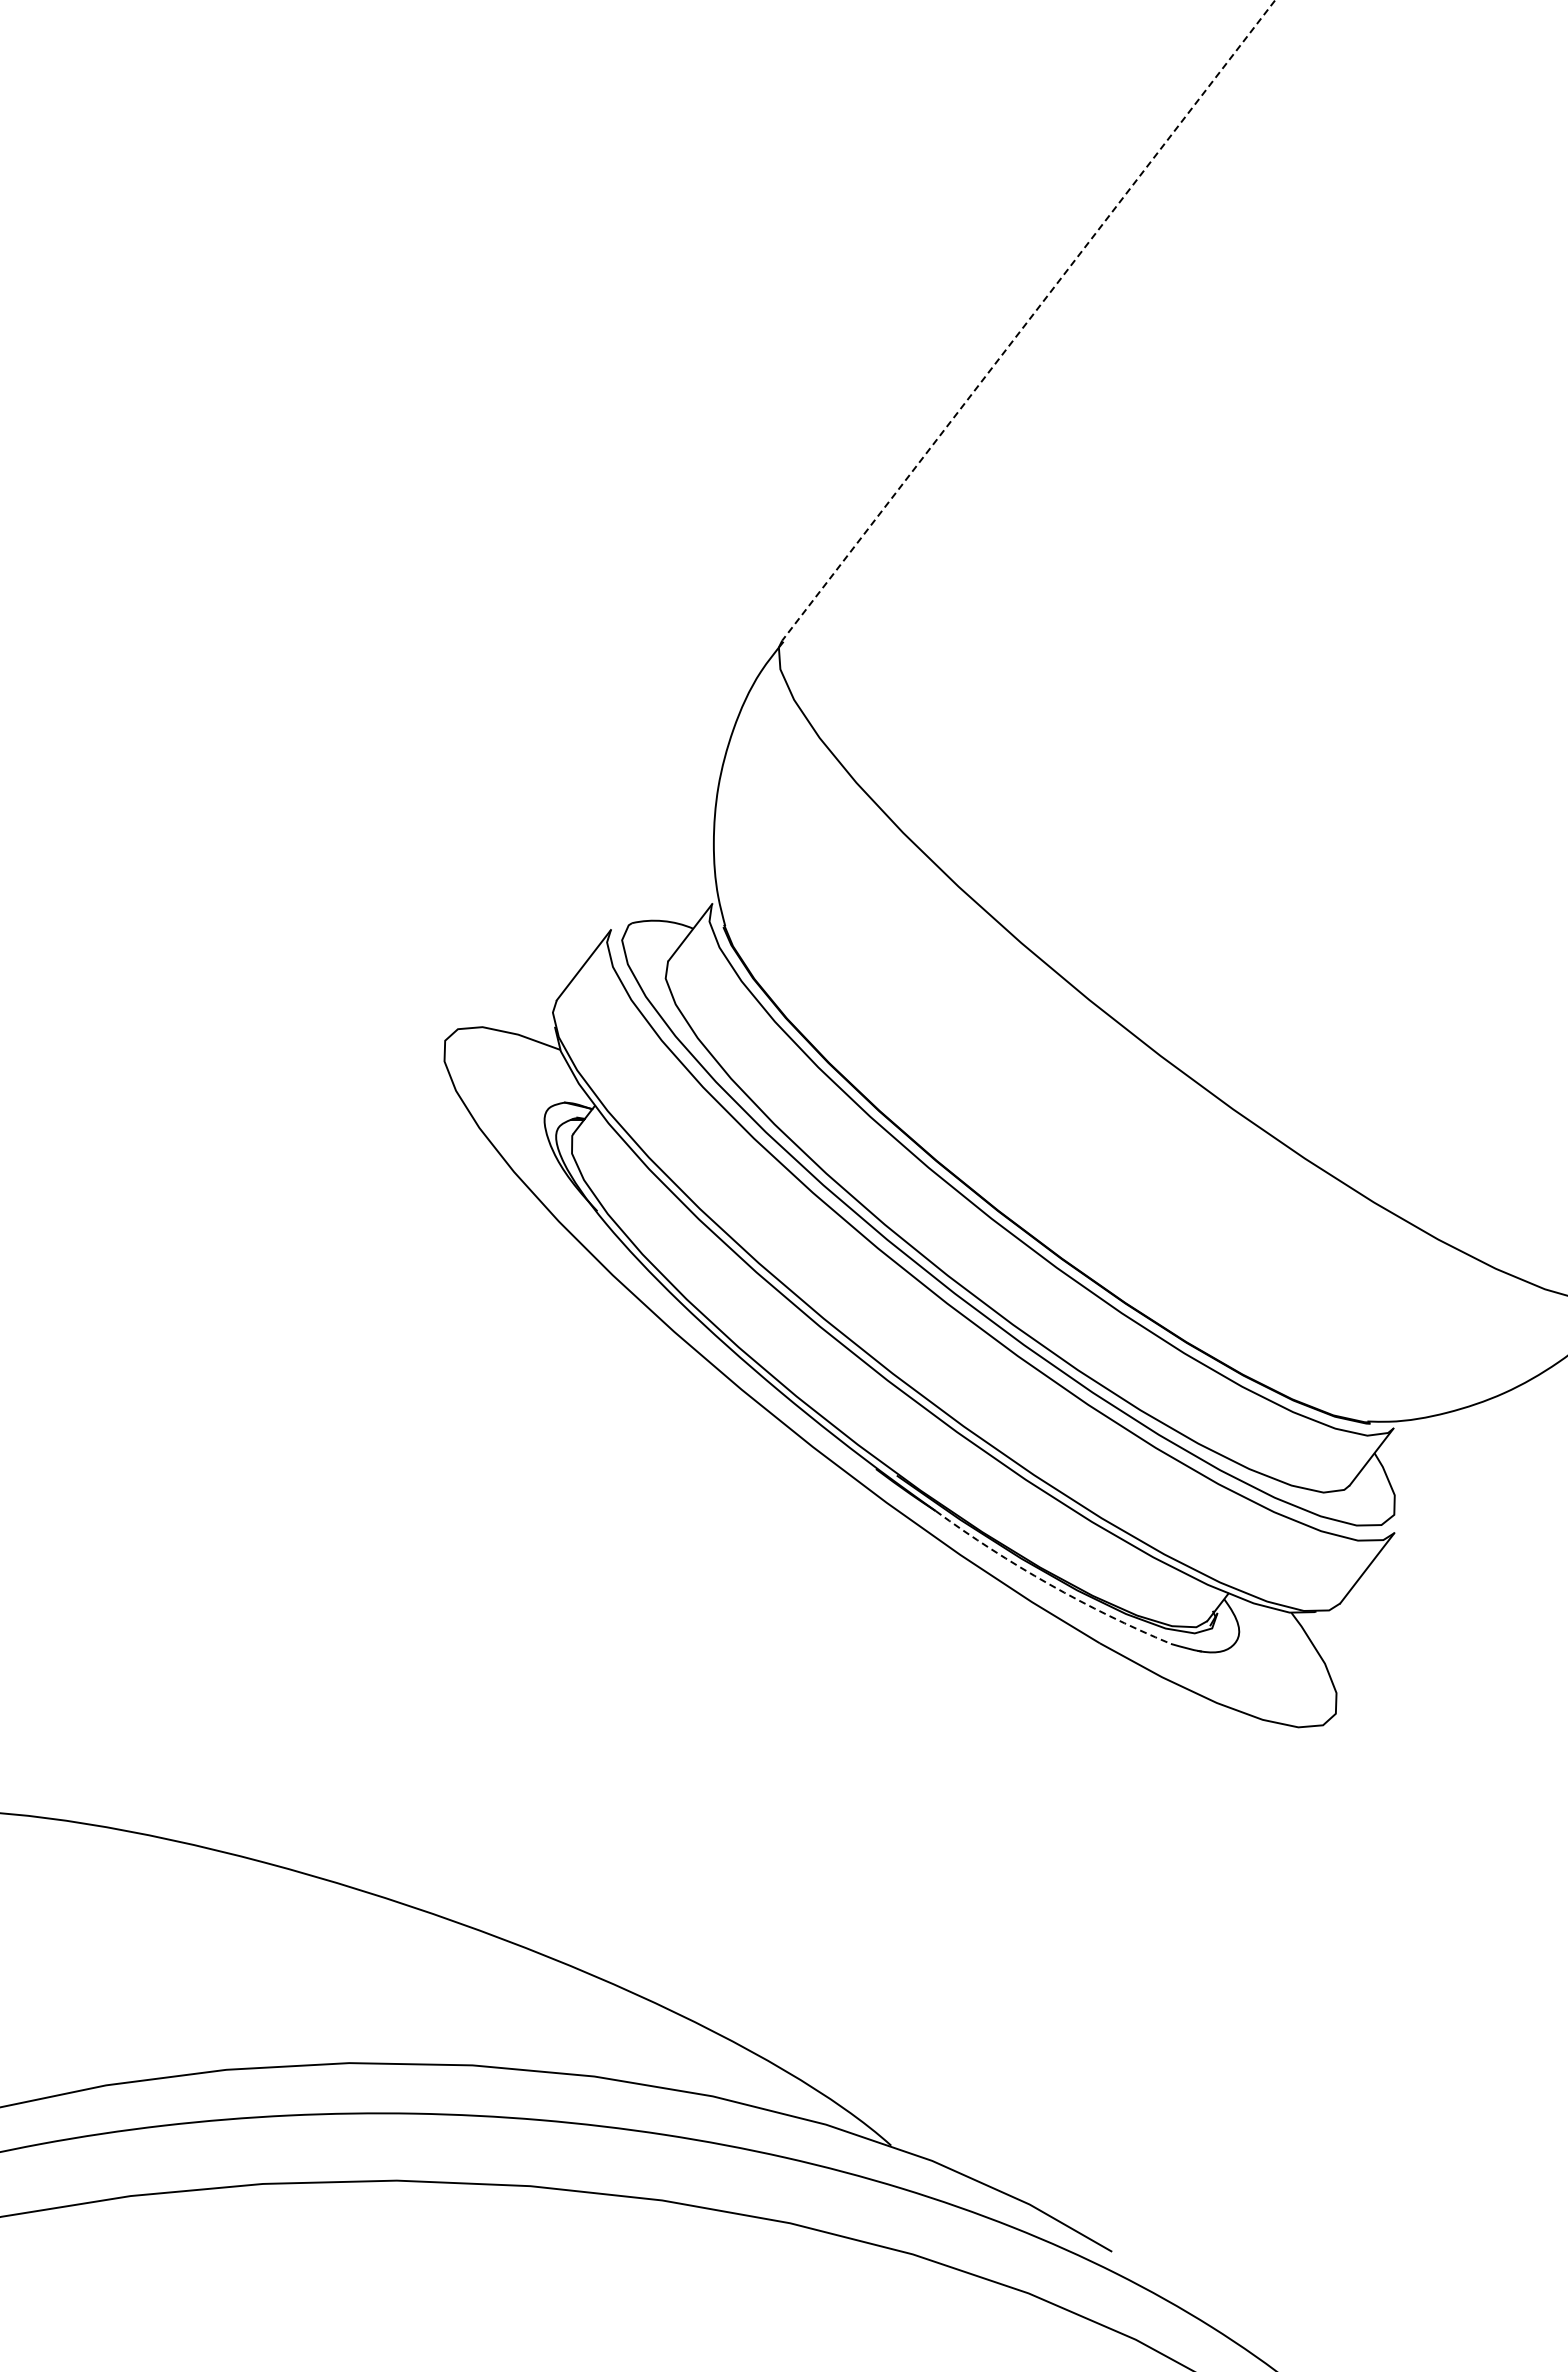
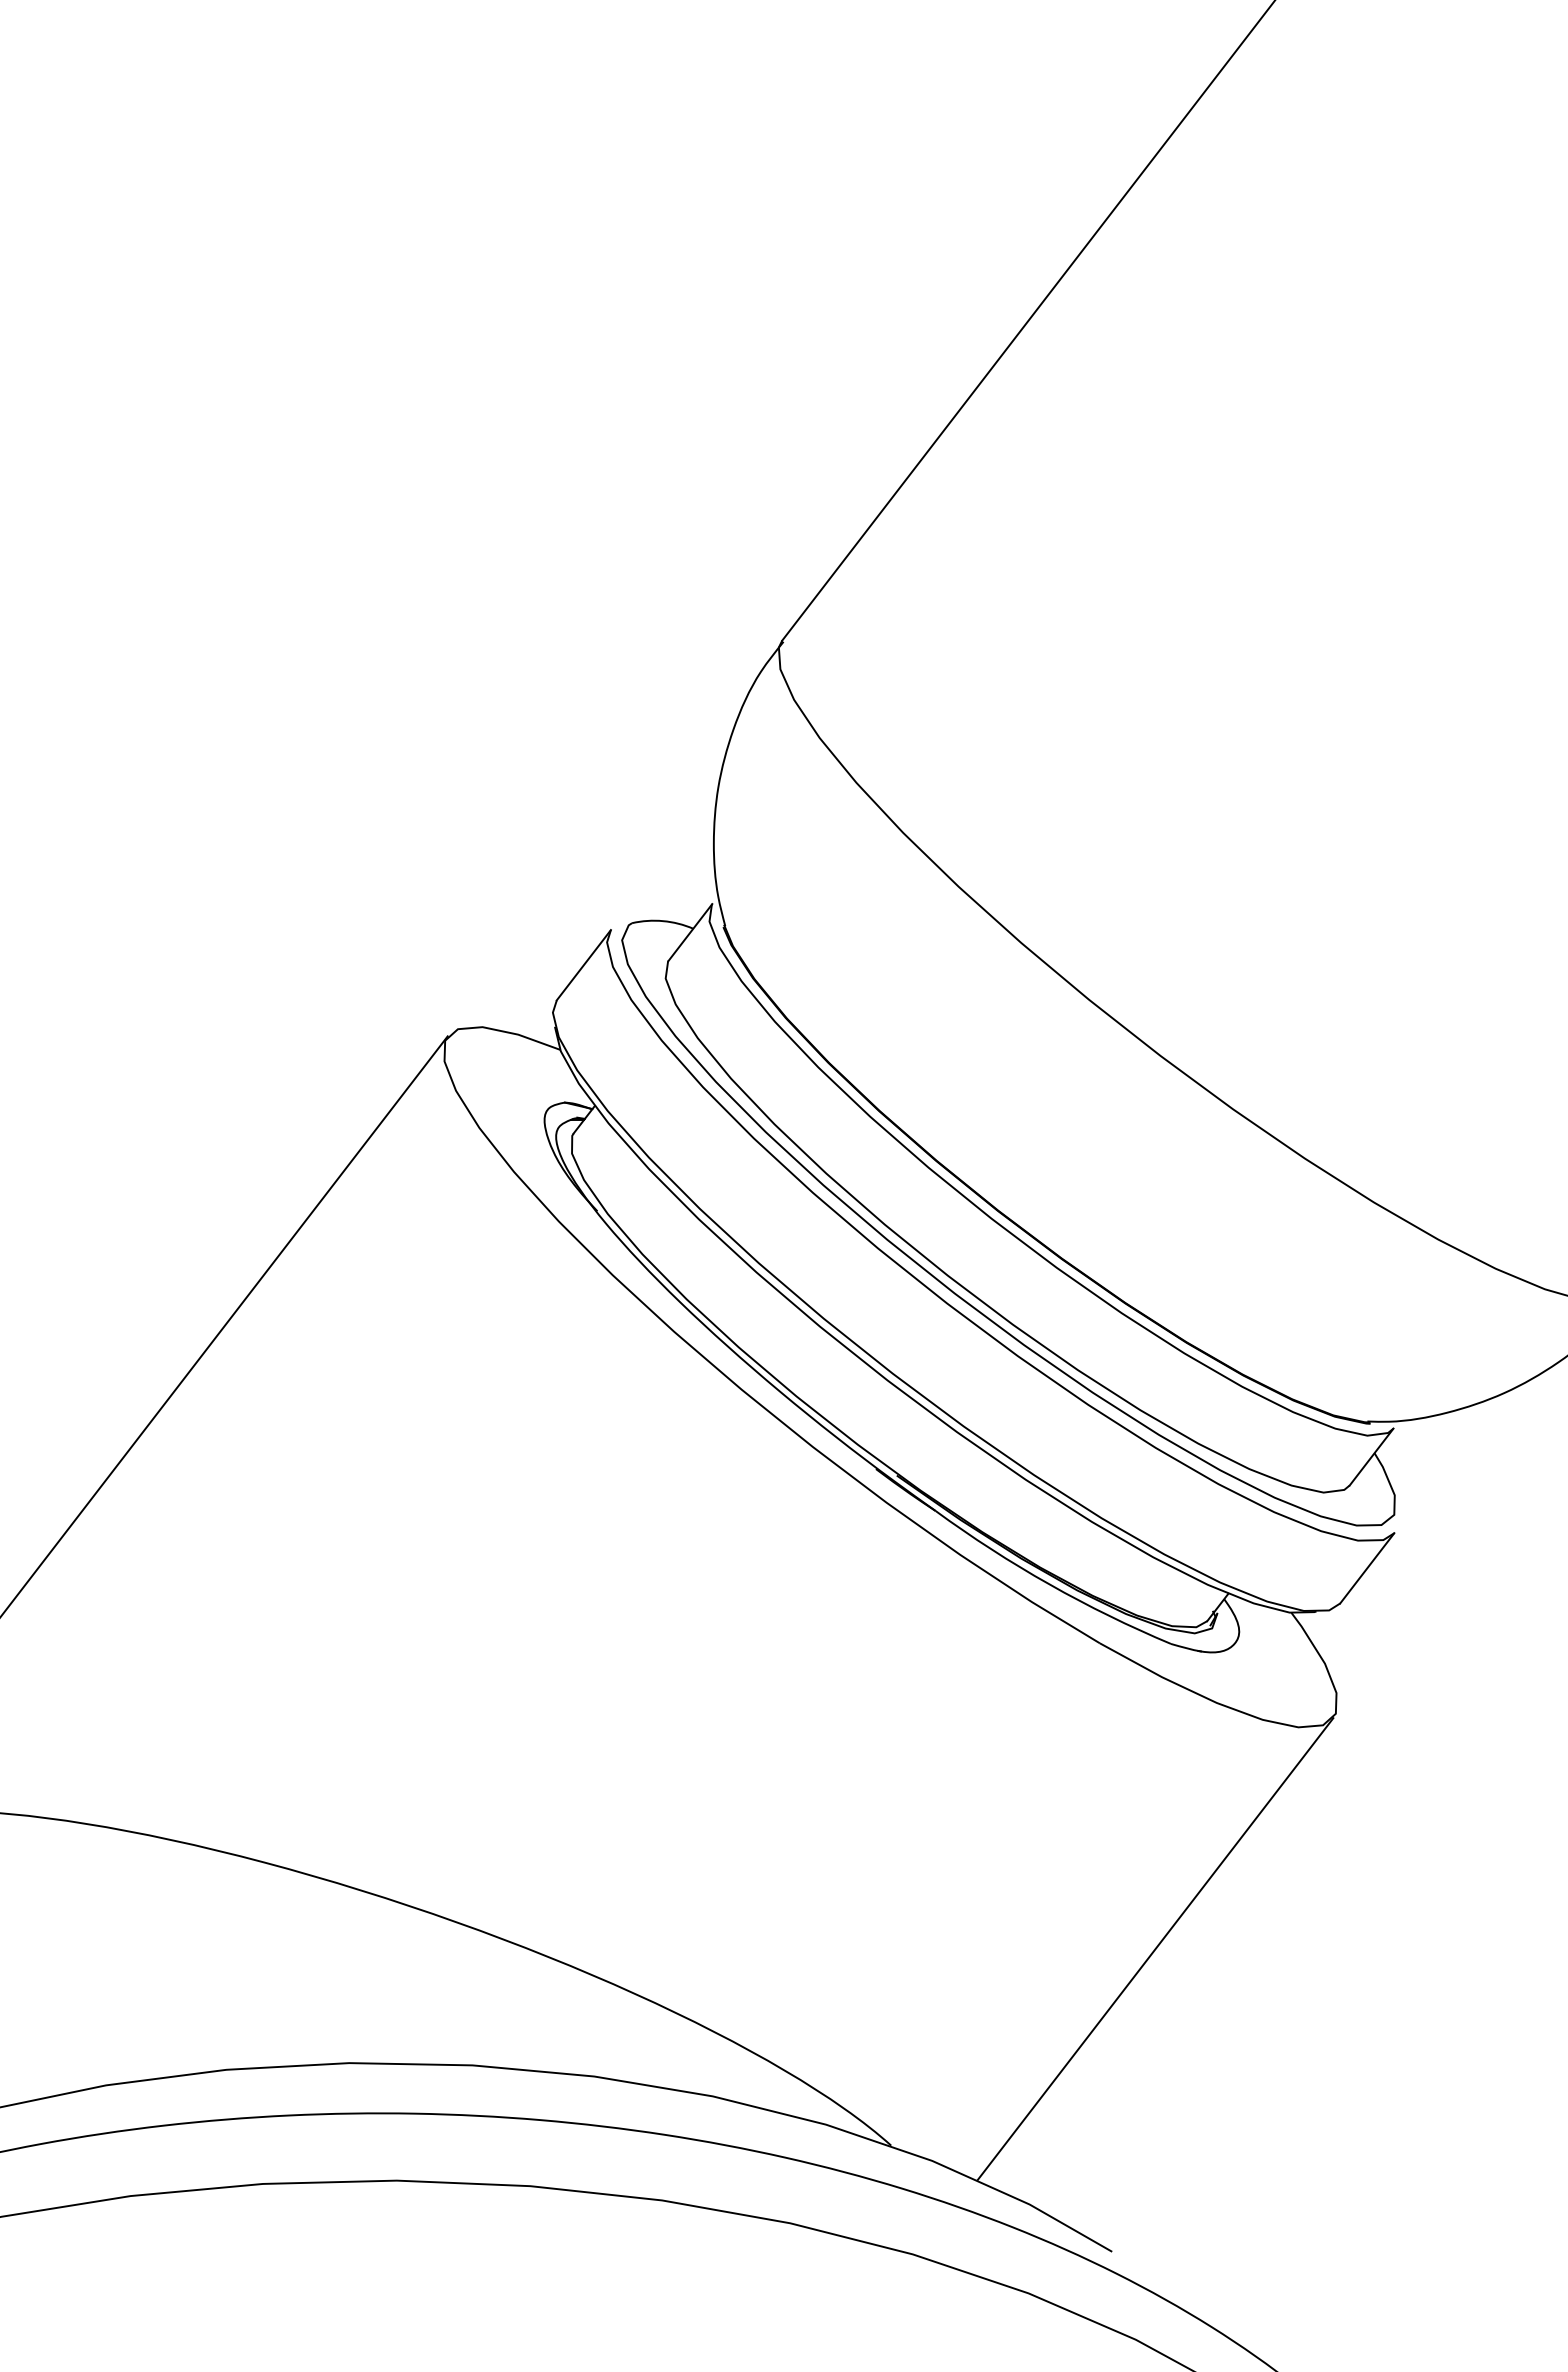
line: dashed -> solid (1028, 320)
line: none -> present (224, 1325)
arc: dashed -> solid (1049, 1584)
line: none -> present (1155, 1948)
